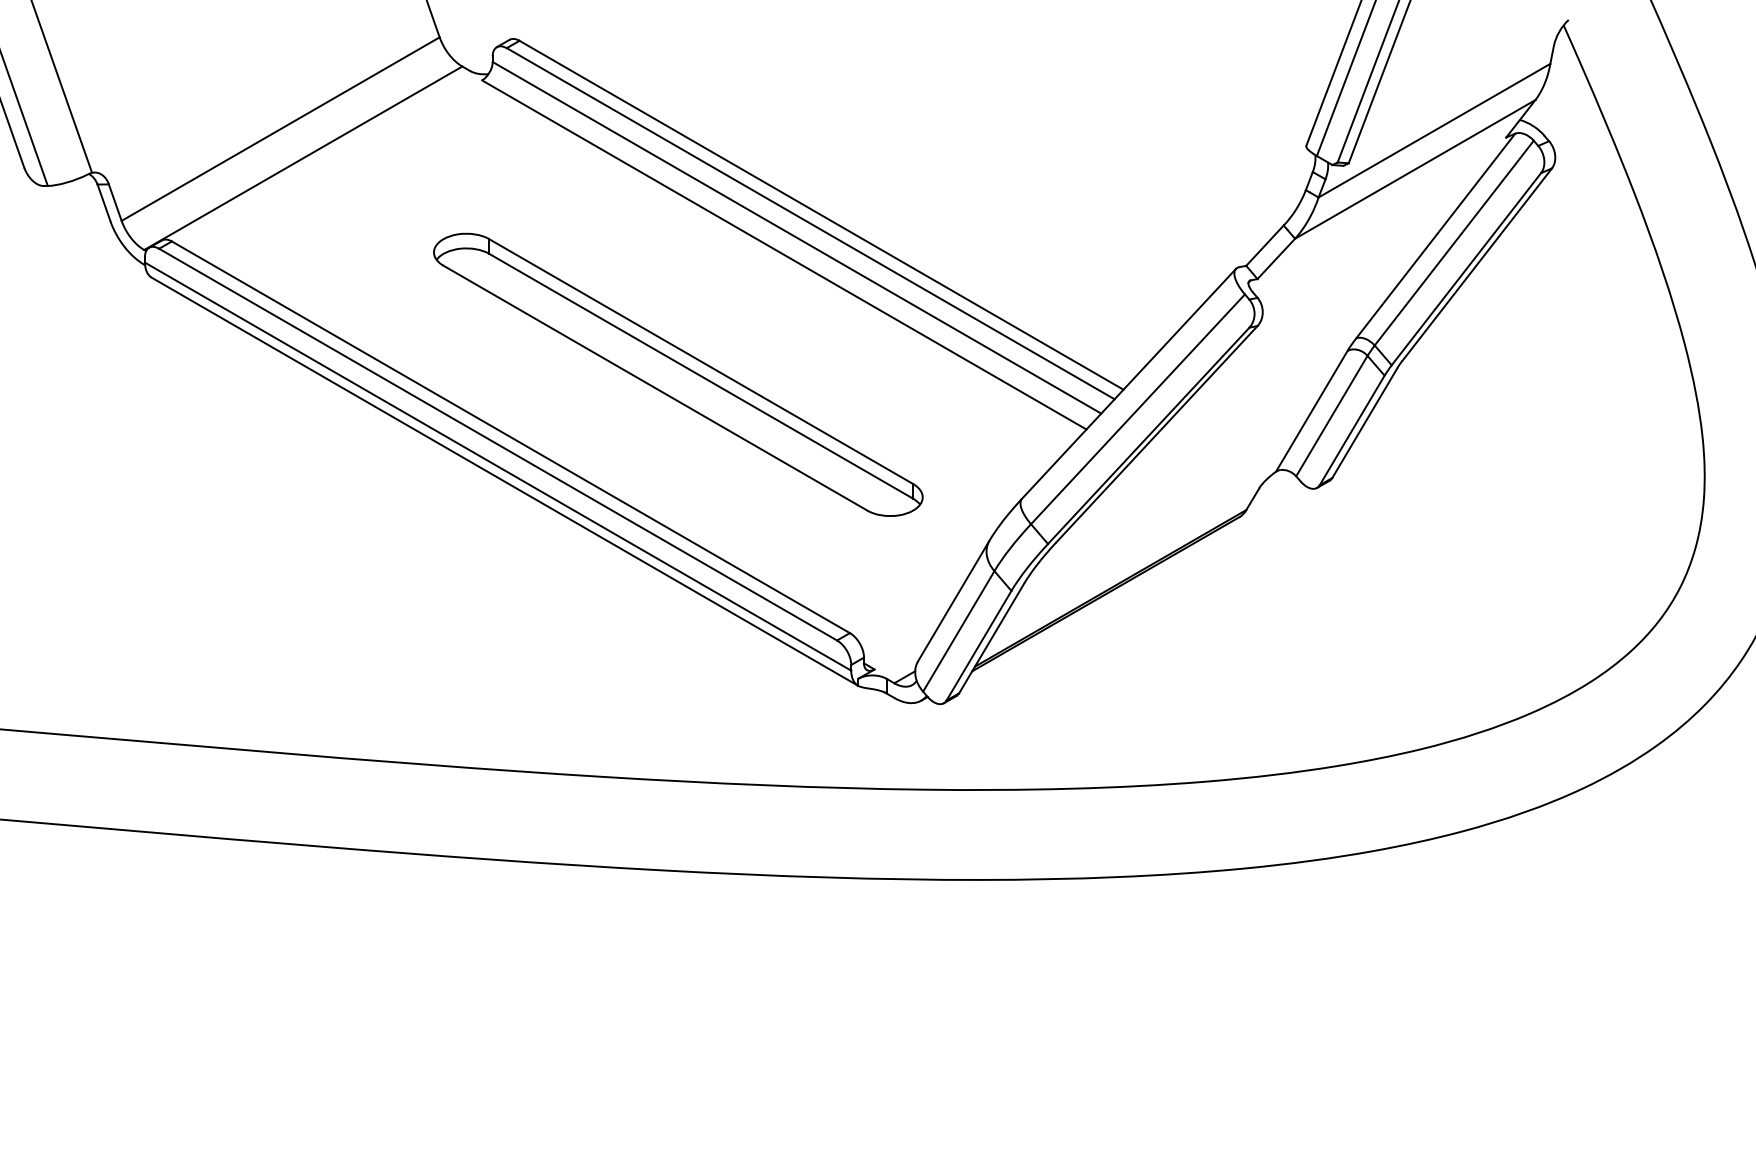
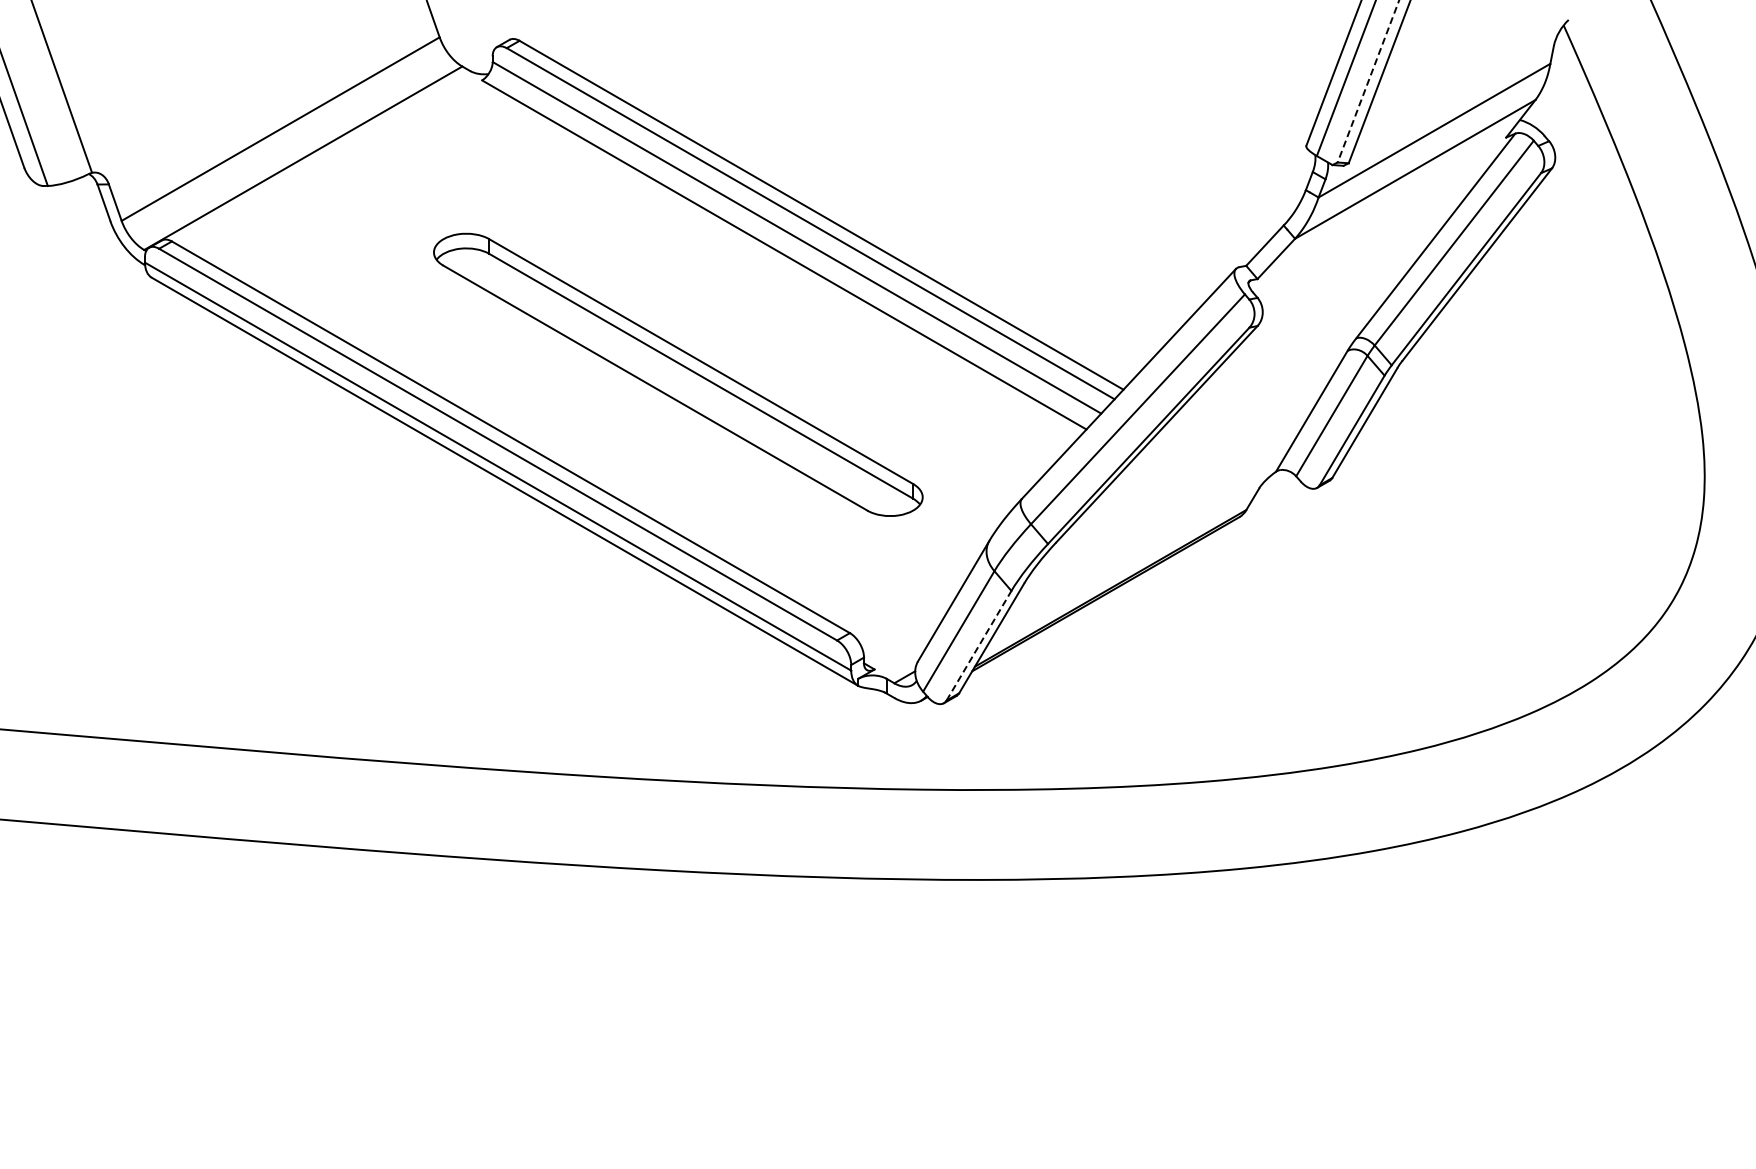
line: solid -> dashed (1368, 81)
line: solid -> dashed (978, 645)
